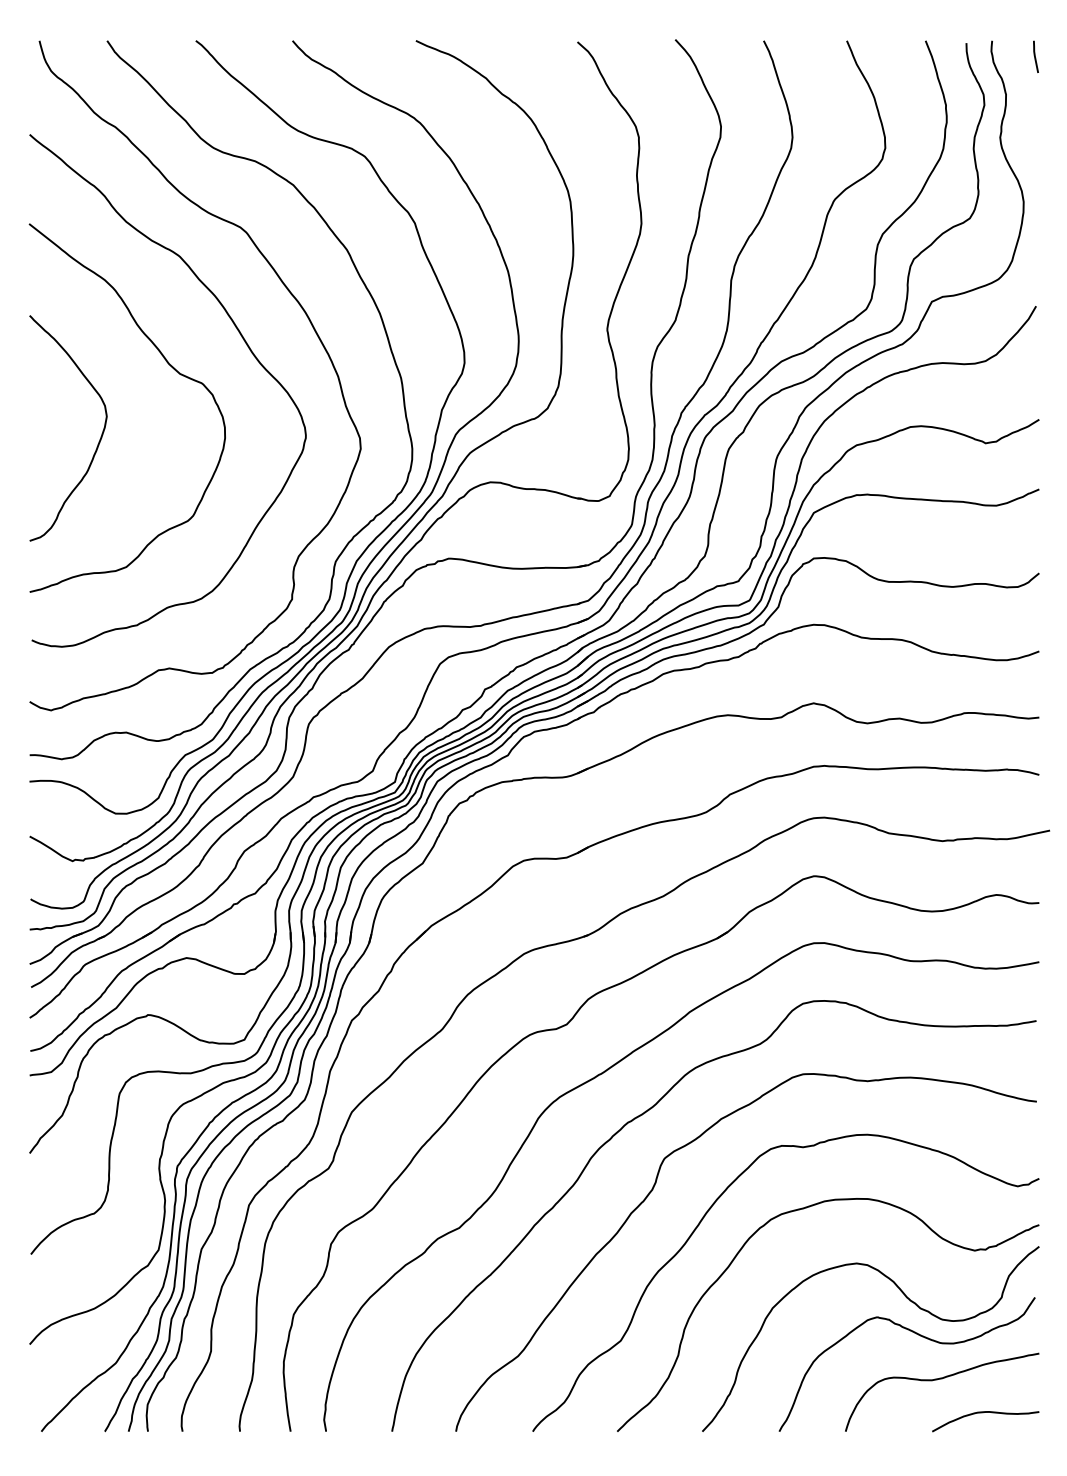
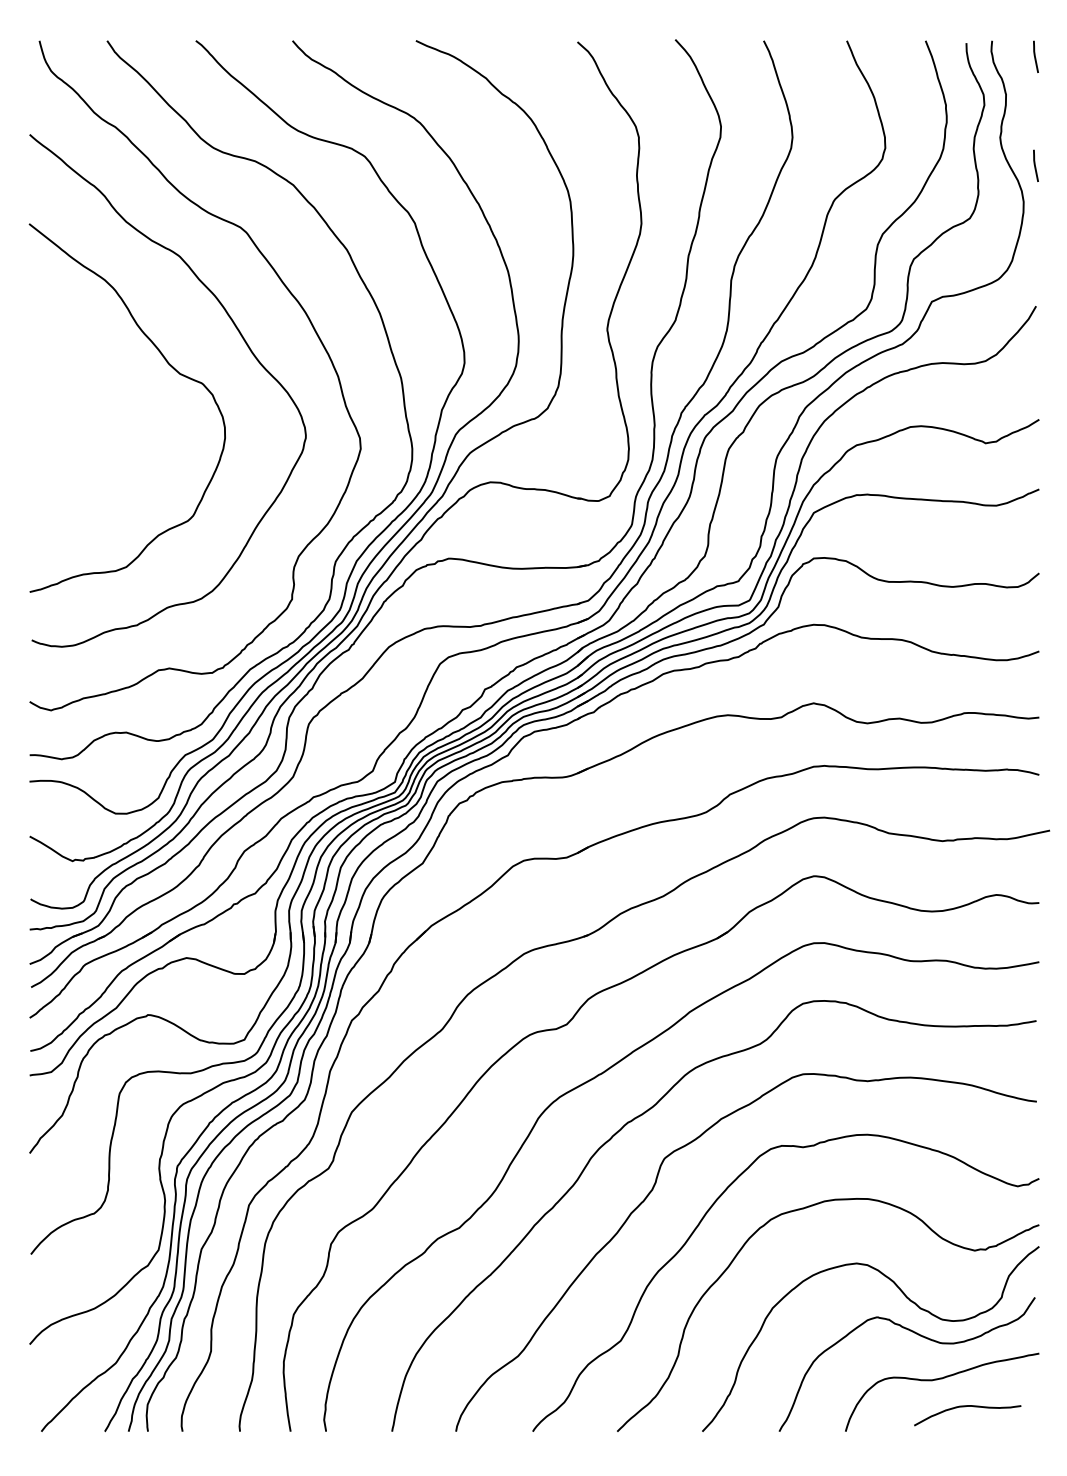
line: none -> present (1035, 165)
curve: present -> none (98, 441)
curve position: (983, 1413) -> (965, 1407) (965, 1407)
